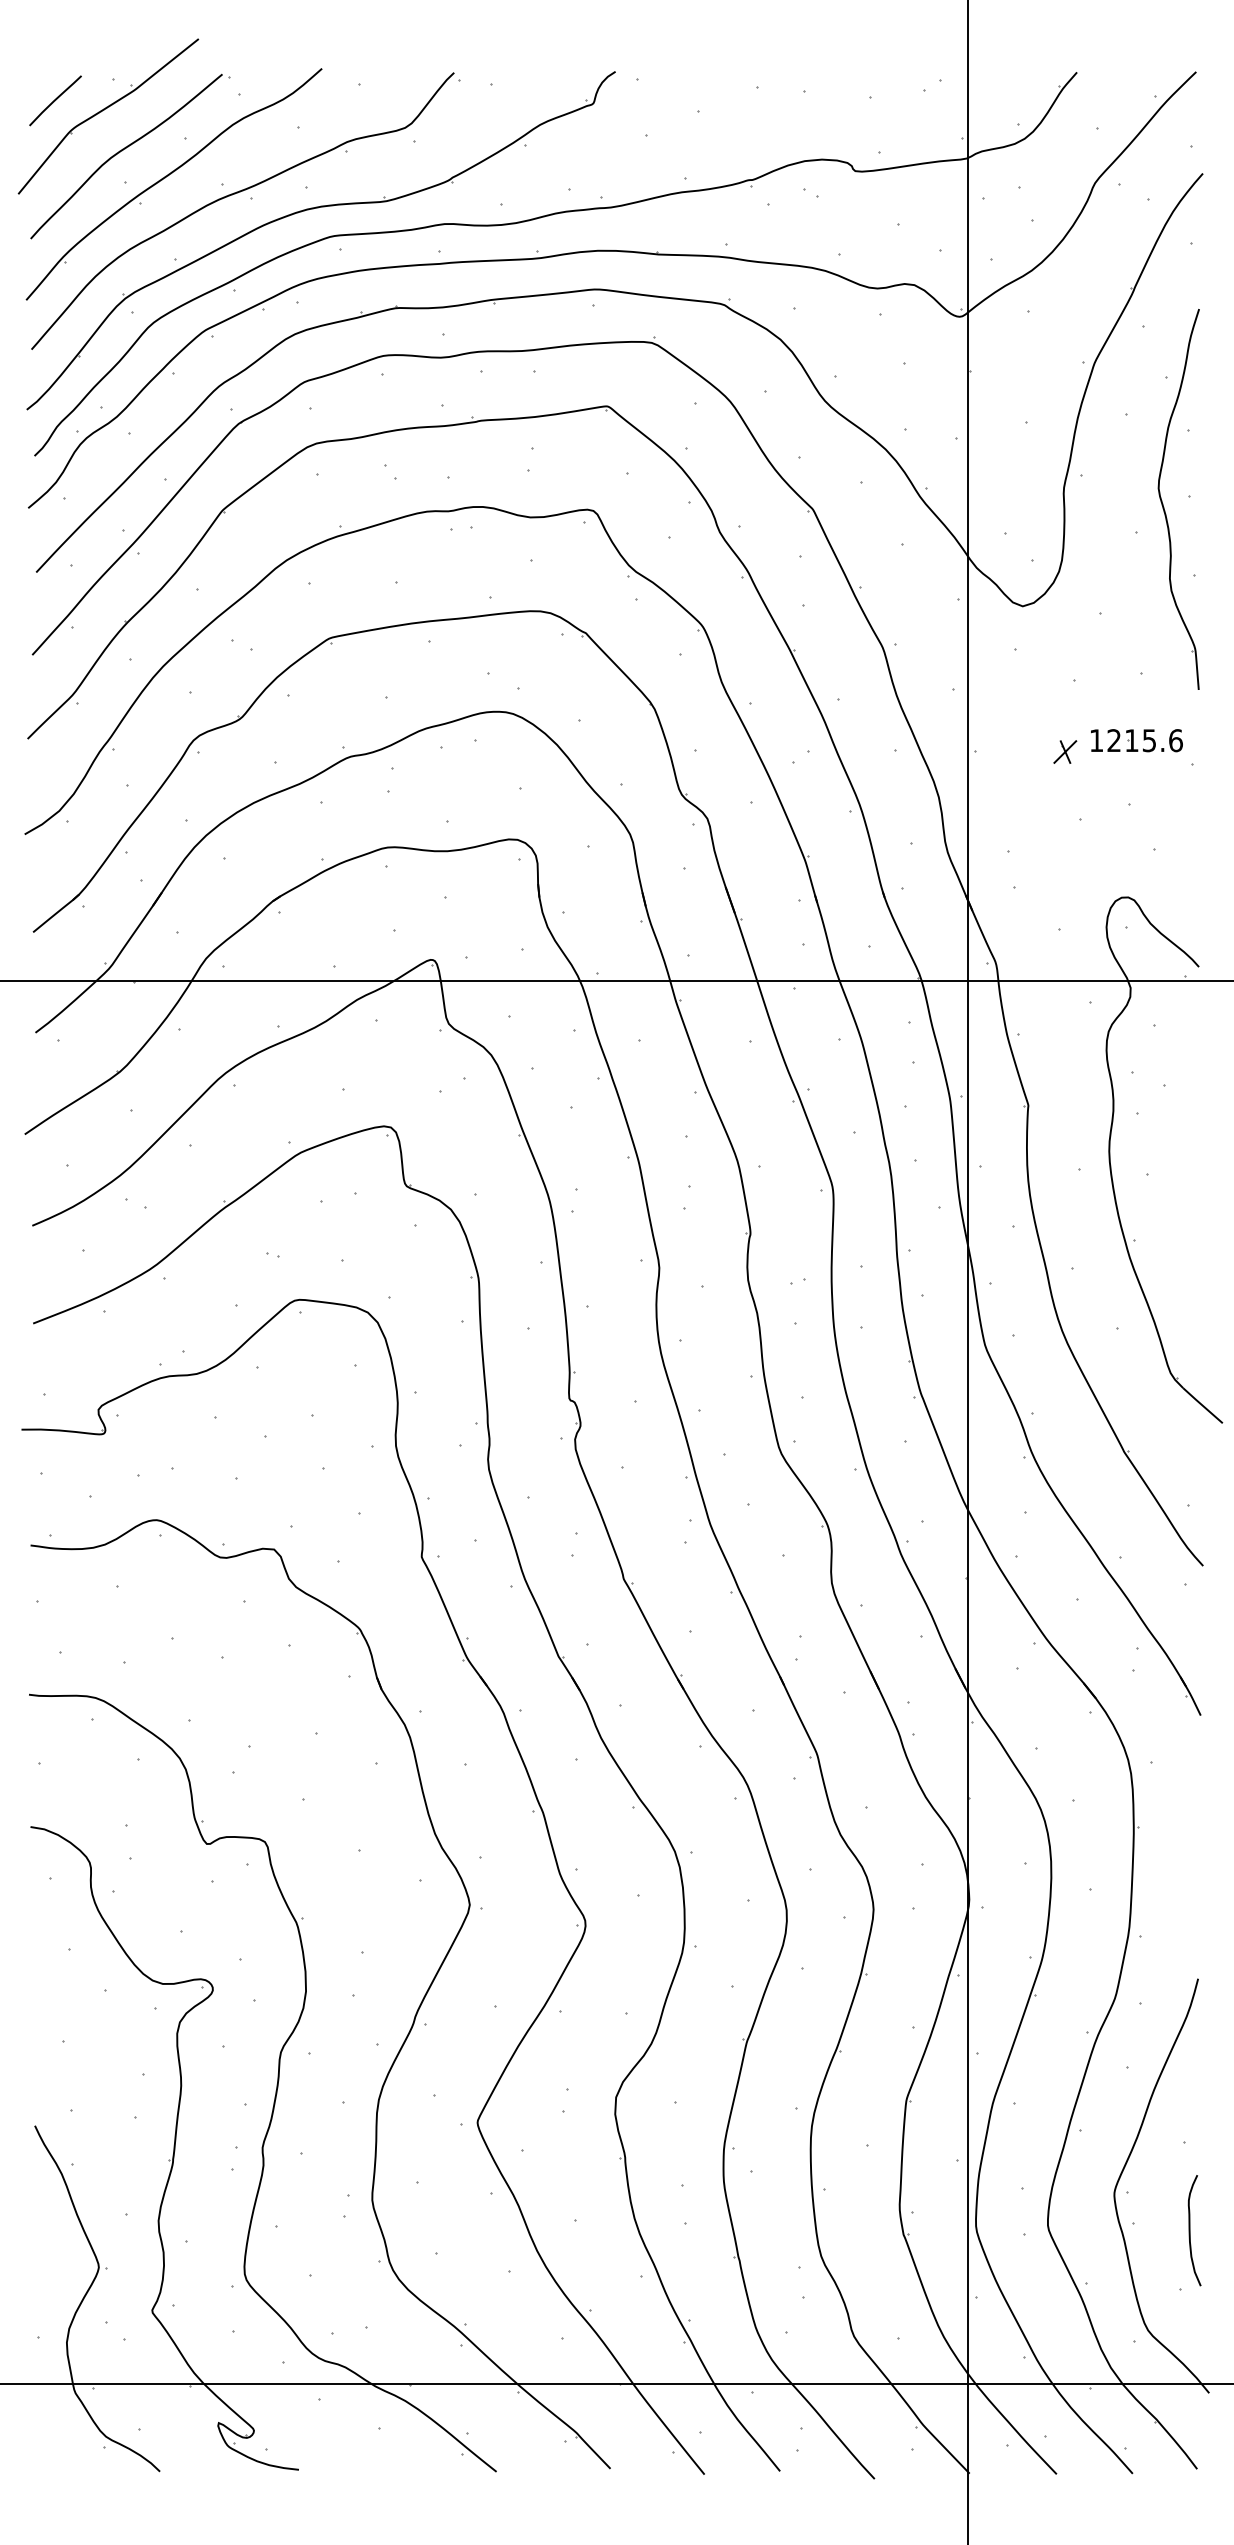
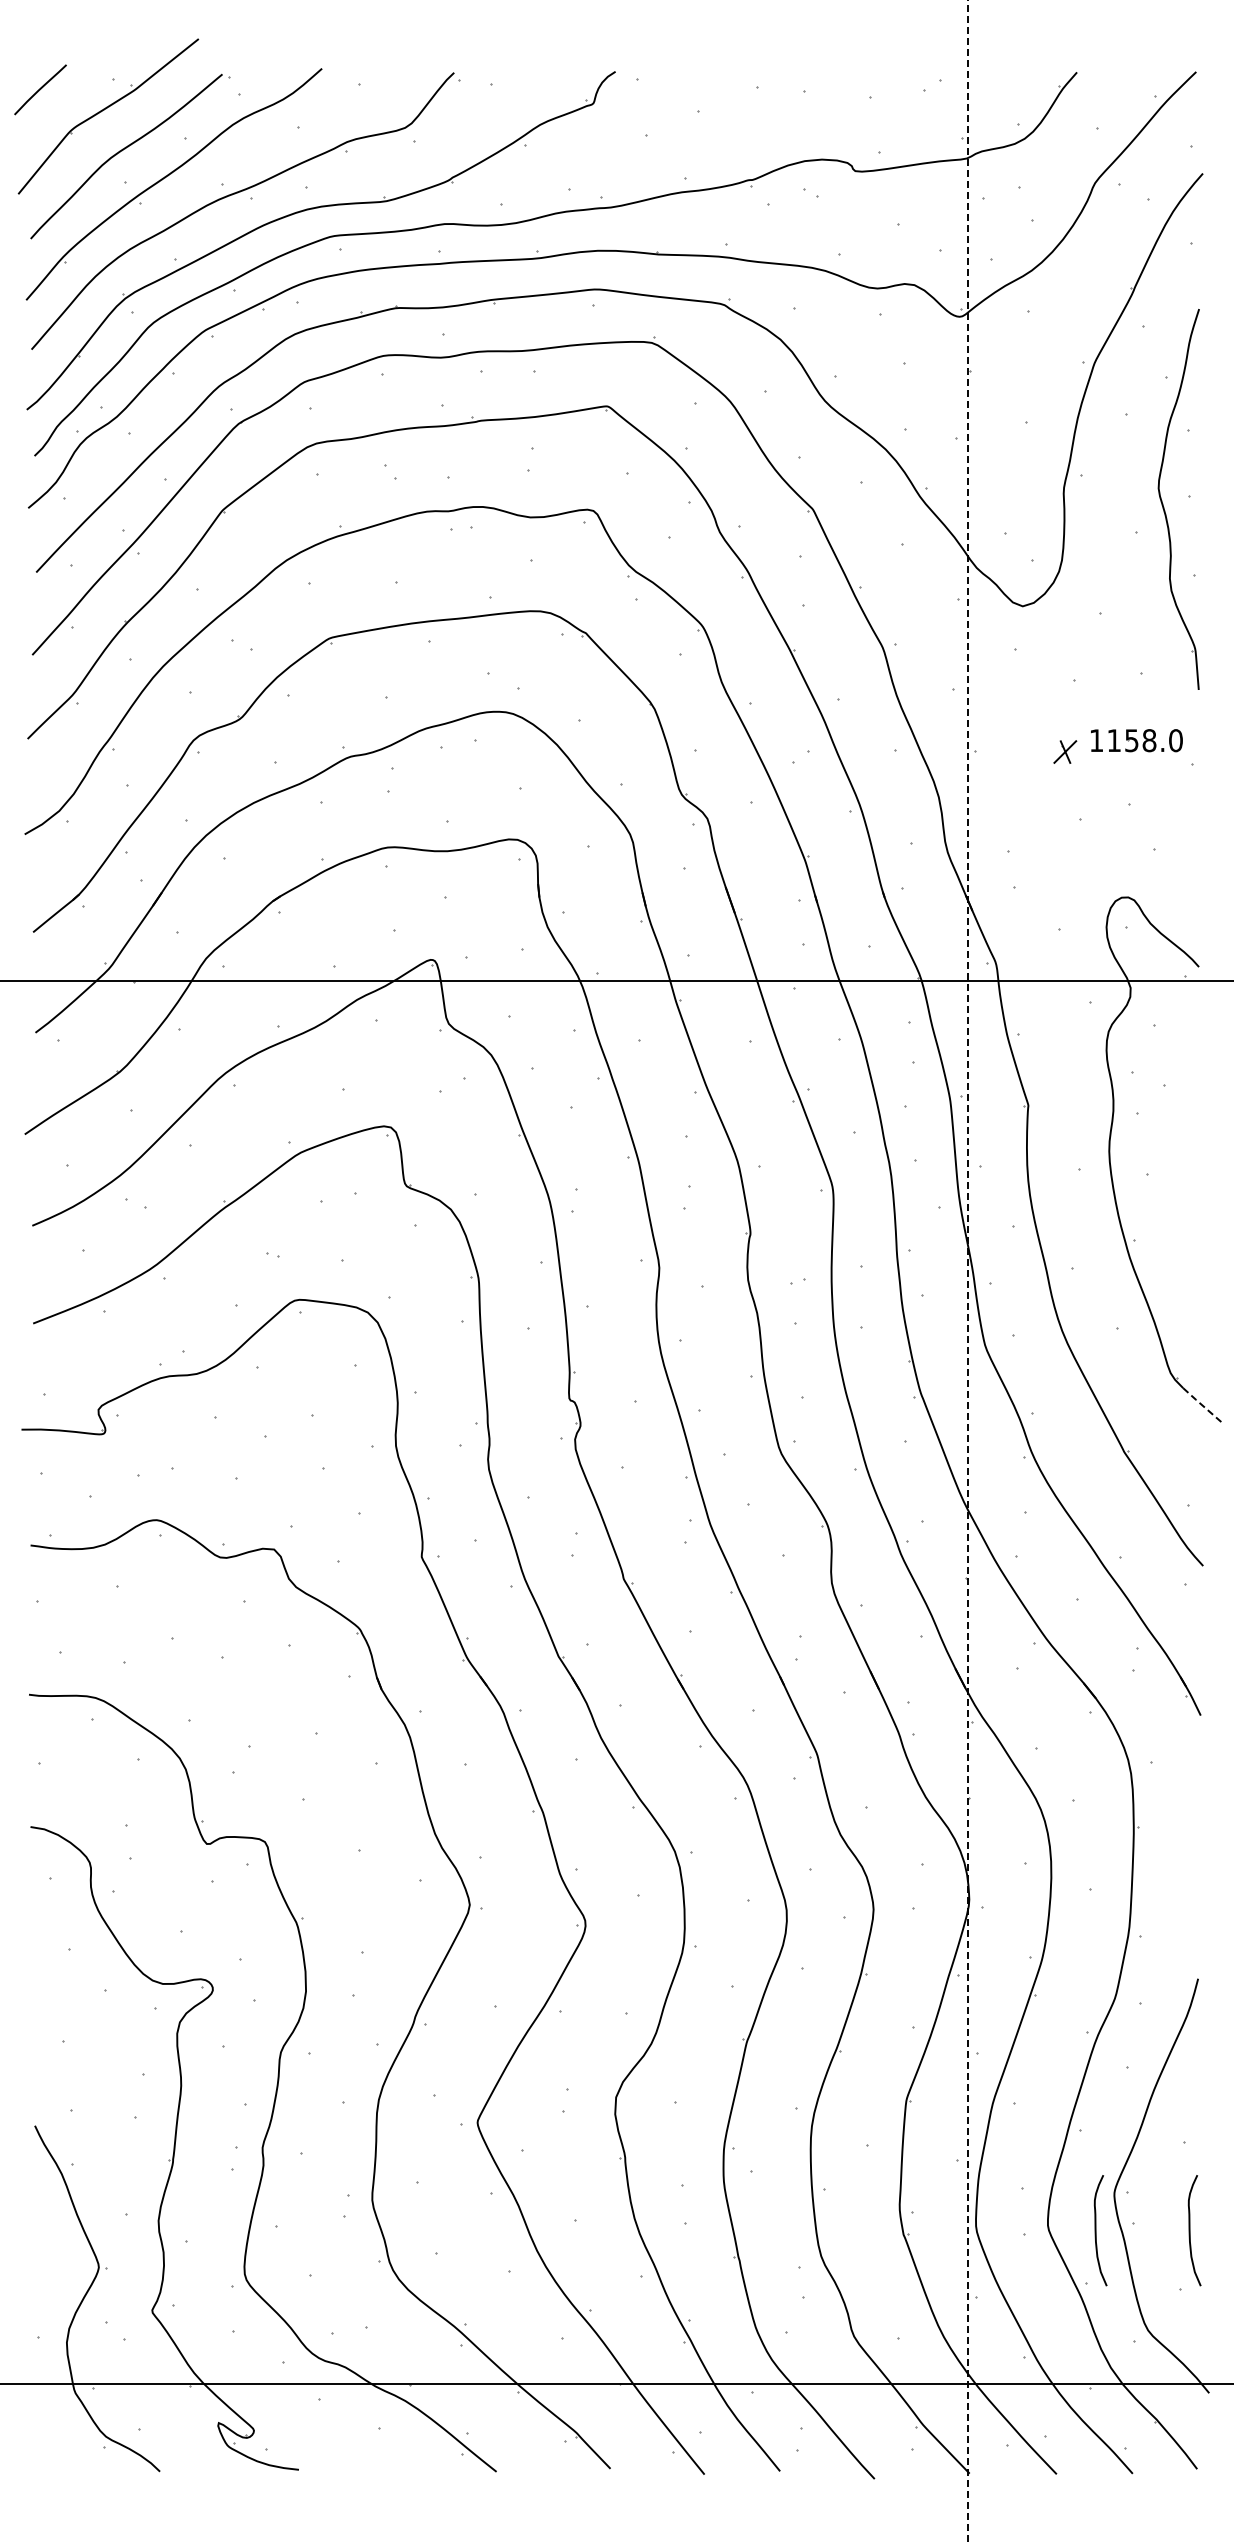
curve position: (55, 100) -> (40, 89) (40, 89)
text: 1215.6 -> 1158.0 (1144, 740)
line: solid -> dashed (967, 1272)
line: solid -> dashed (1202, 1405)
curve: none -> present (1096, 2230)
